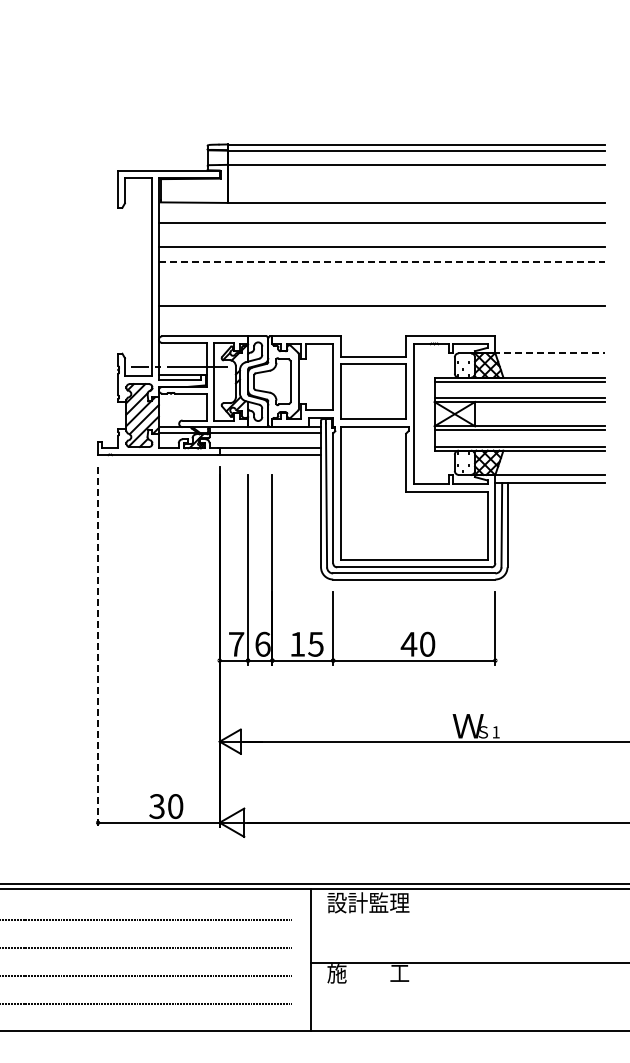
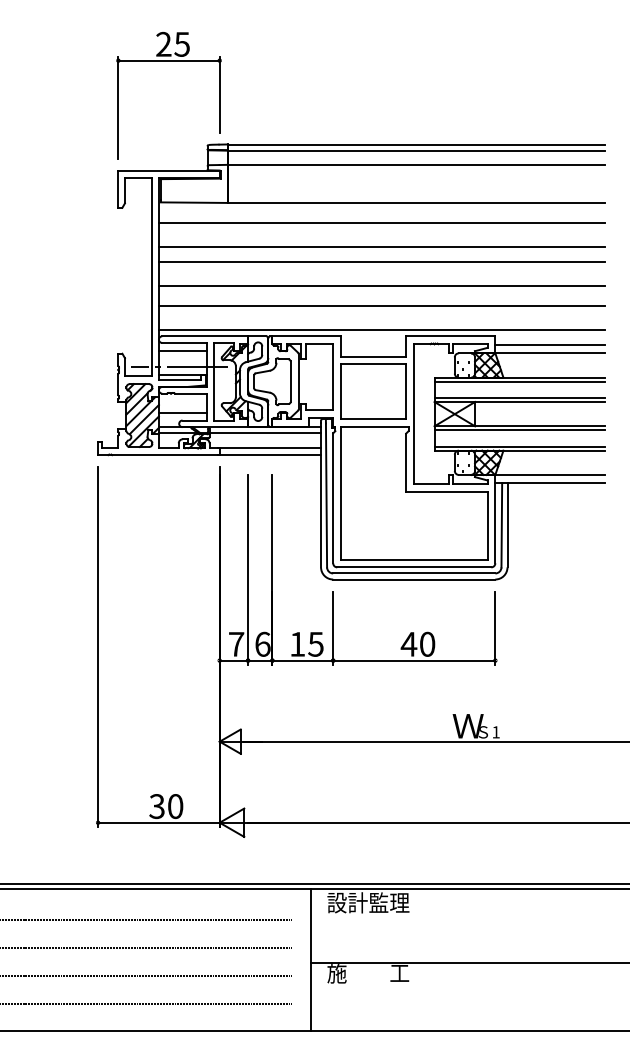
part: none -> present (168, 61)
line: dashed -> solid (381, 261)
line: none -> present (381, 285)
line: none -> present (381, 330)
line: none -> present (549, 345)
line: none -> present (182, 350)
line: dashed -> solid (549, 353)
line: none -> present (182, 412)
line: dashed -> solid (98, 647)
